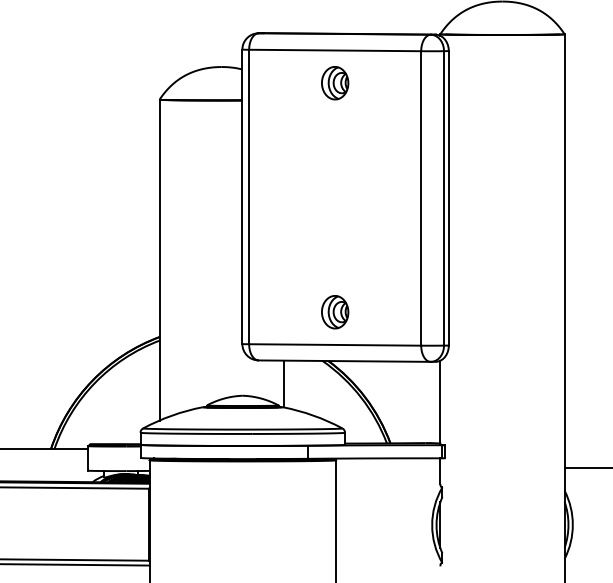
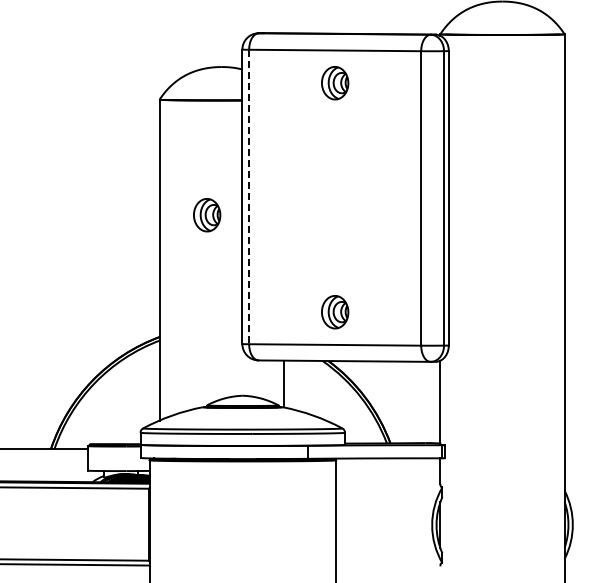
line: solid -> dashed (249, 197)
part: none -> present (207, 215)
line: present -> none (586, 468)
